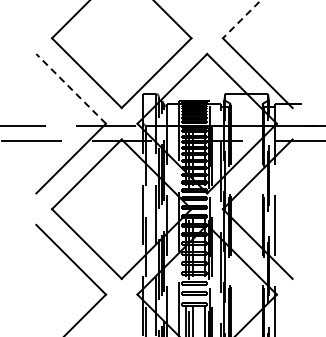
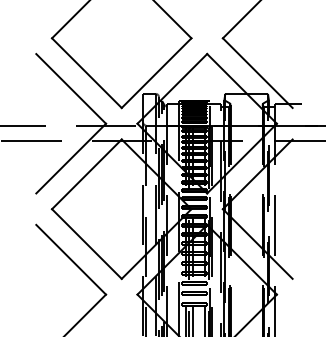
line: dashed -> solid (241, 19)
line: dashed -> solid (70, 88)
